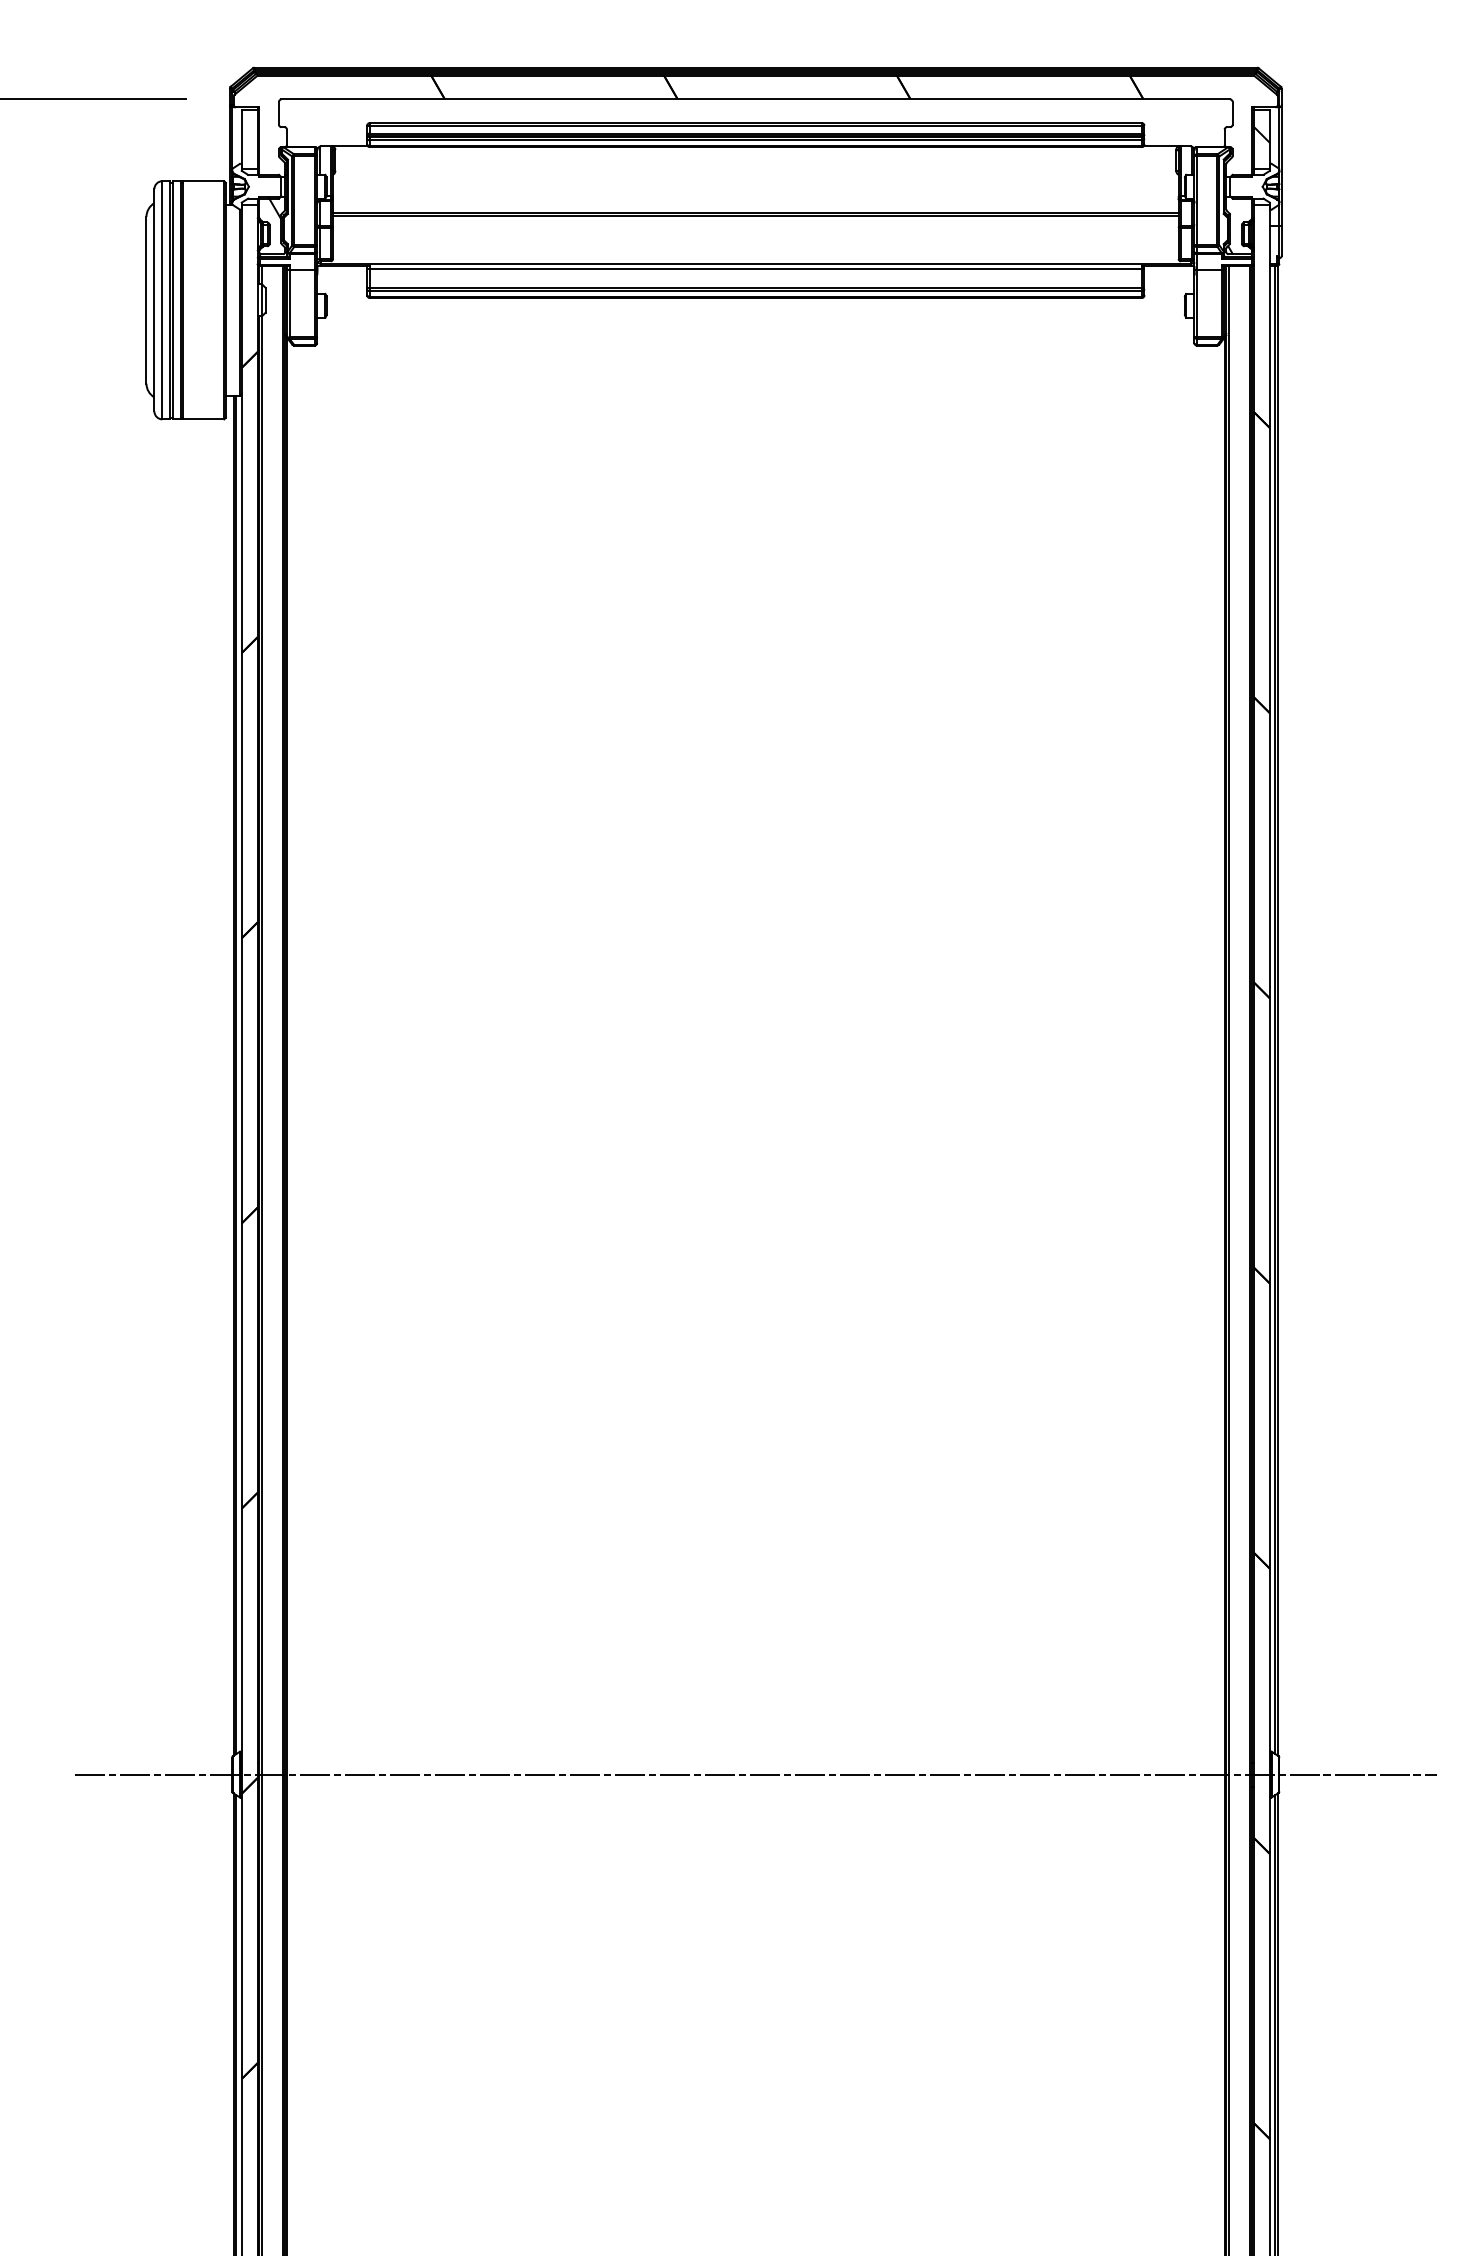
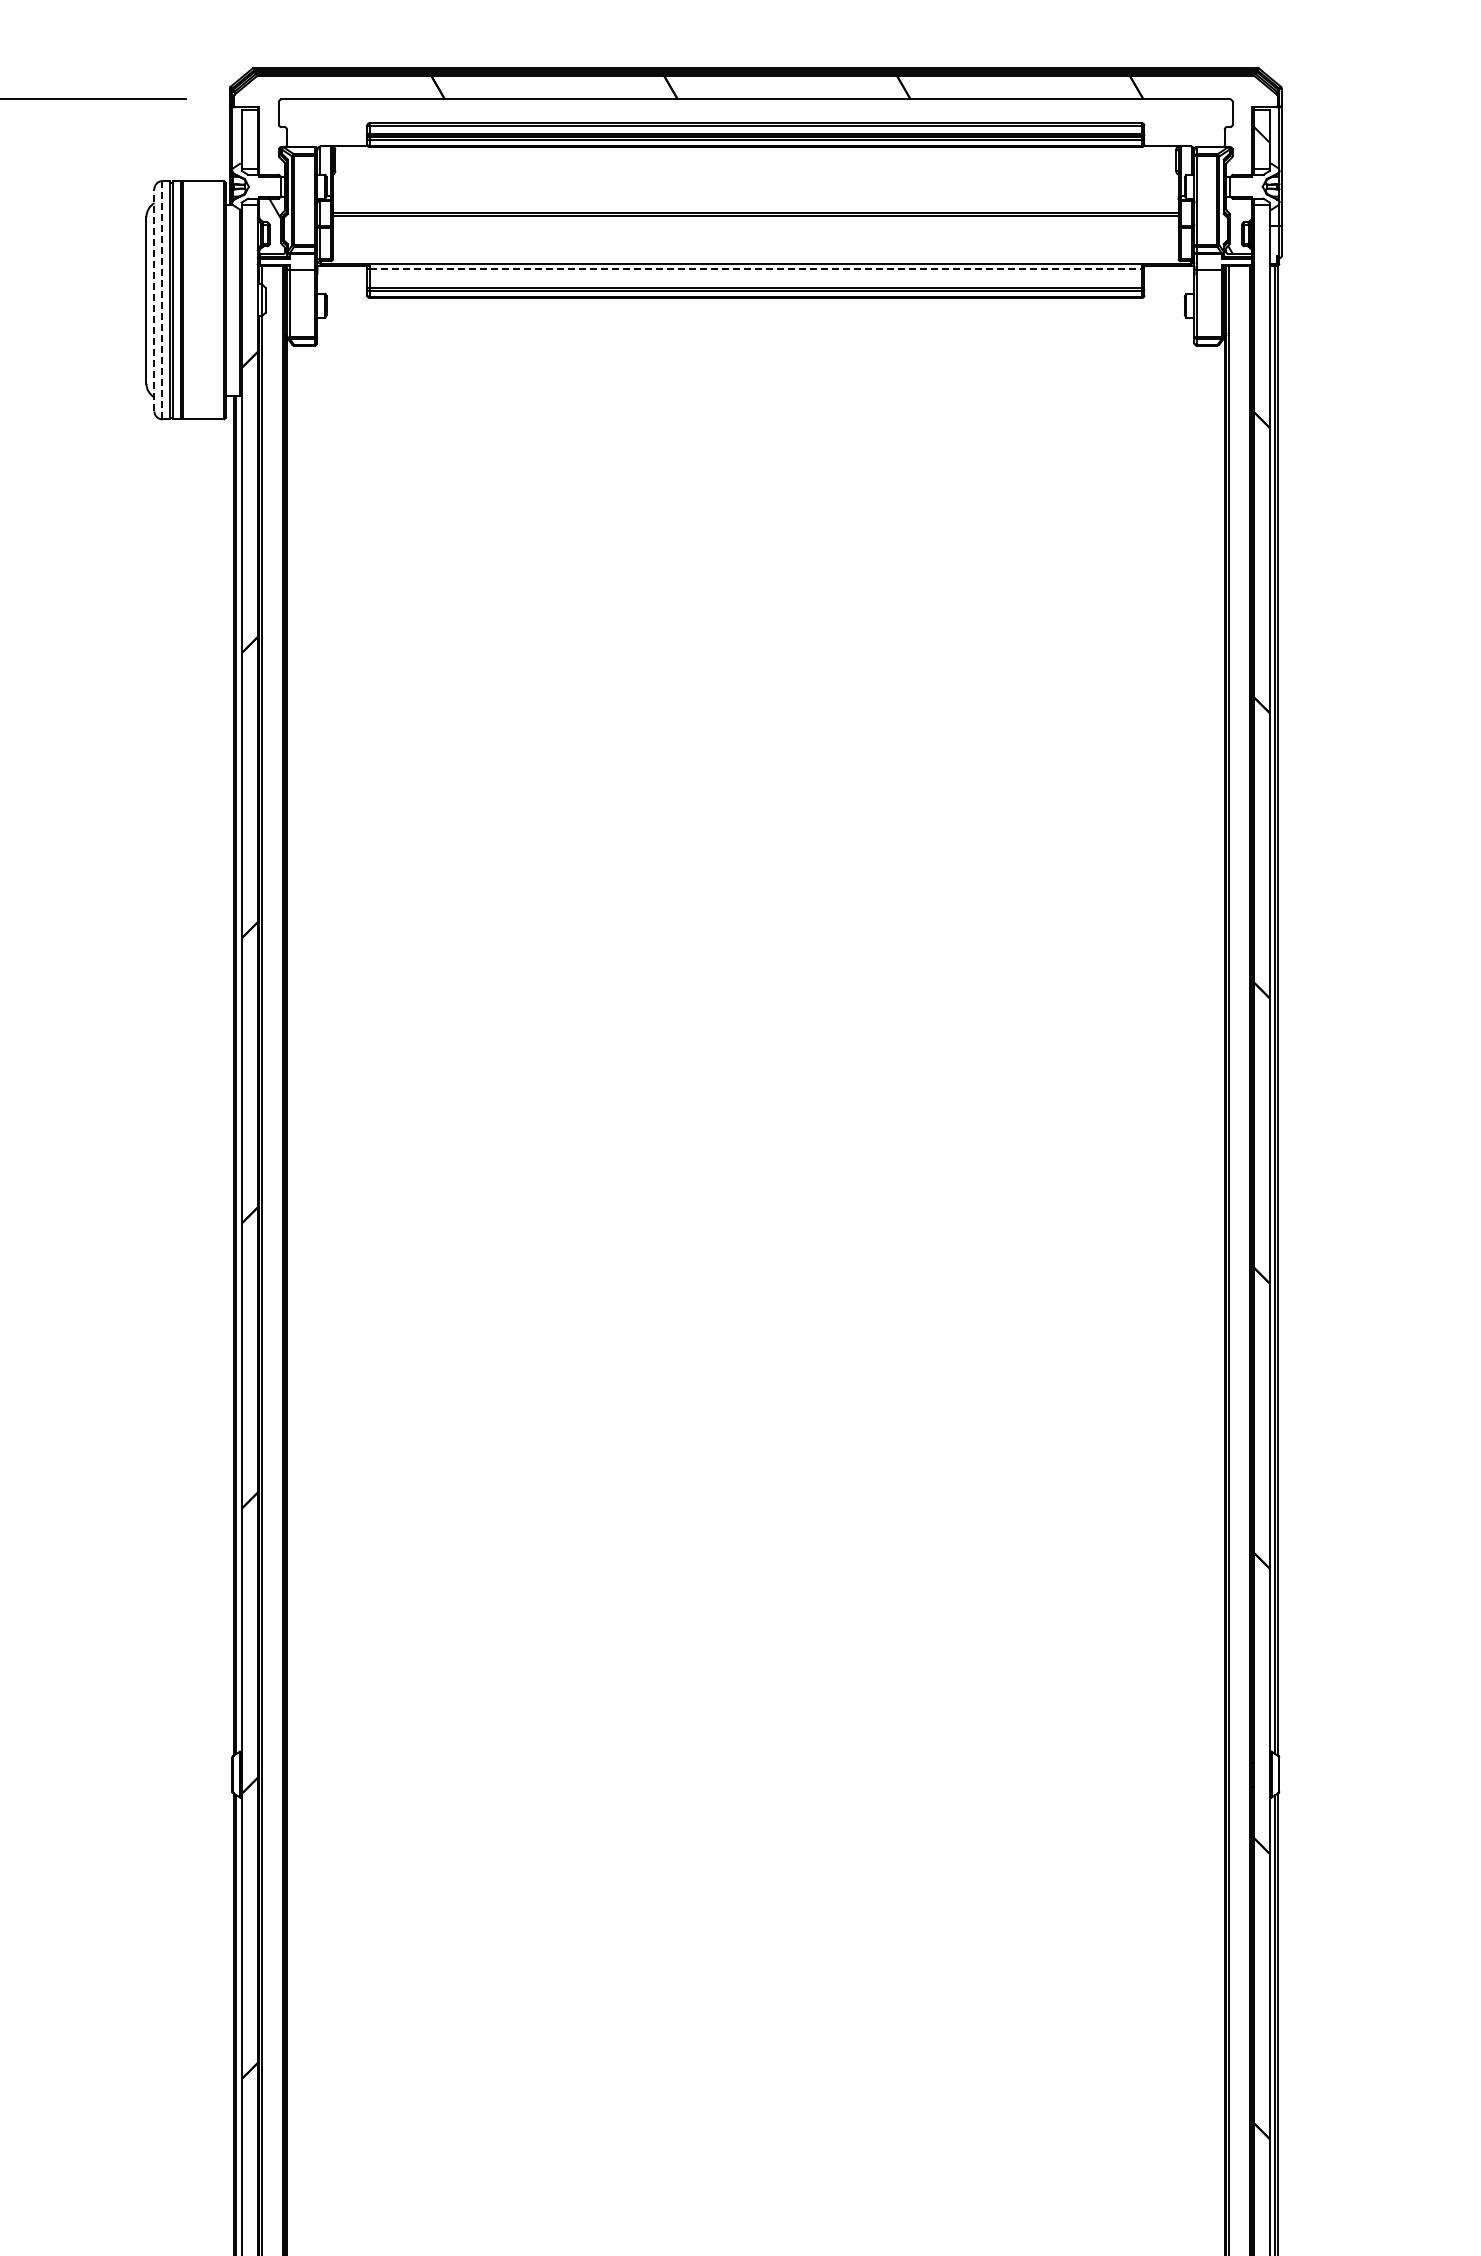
line: solid -> dashed (756, 269)
line: solid -> dashed (154, 299)
line: solid -> dashed (162, 300)
line: present -> none (755, 1774)
